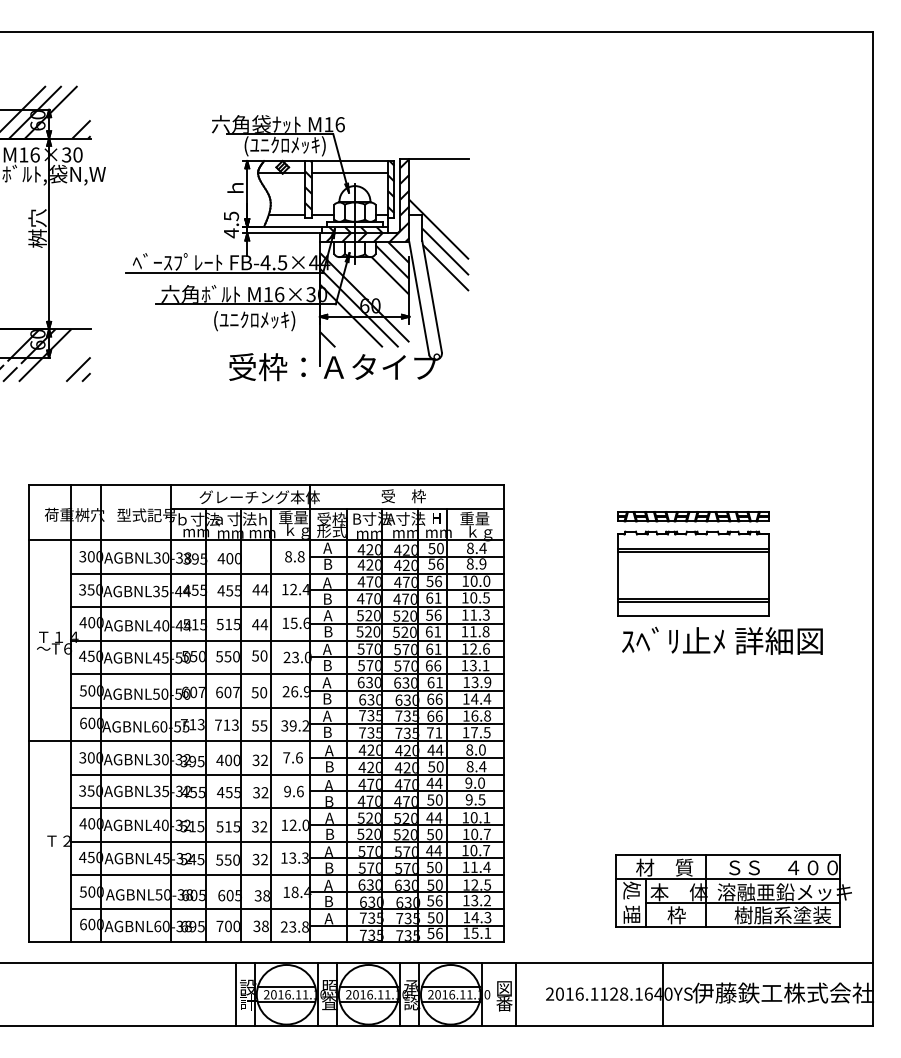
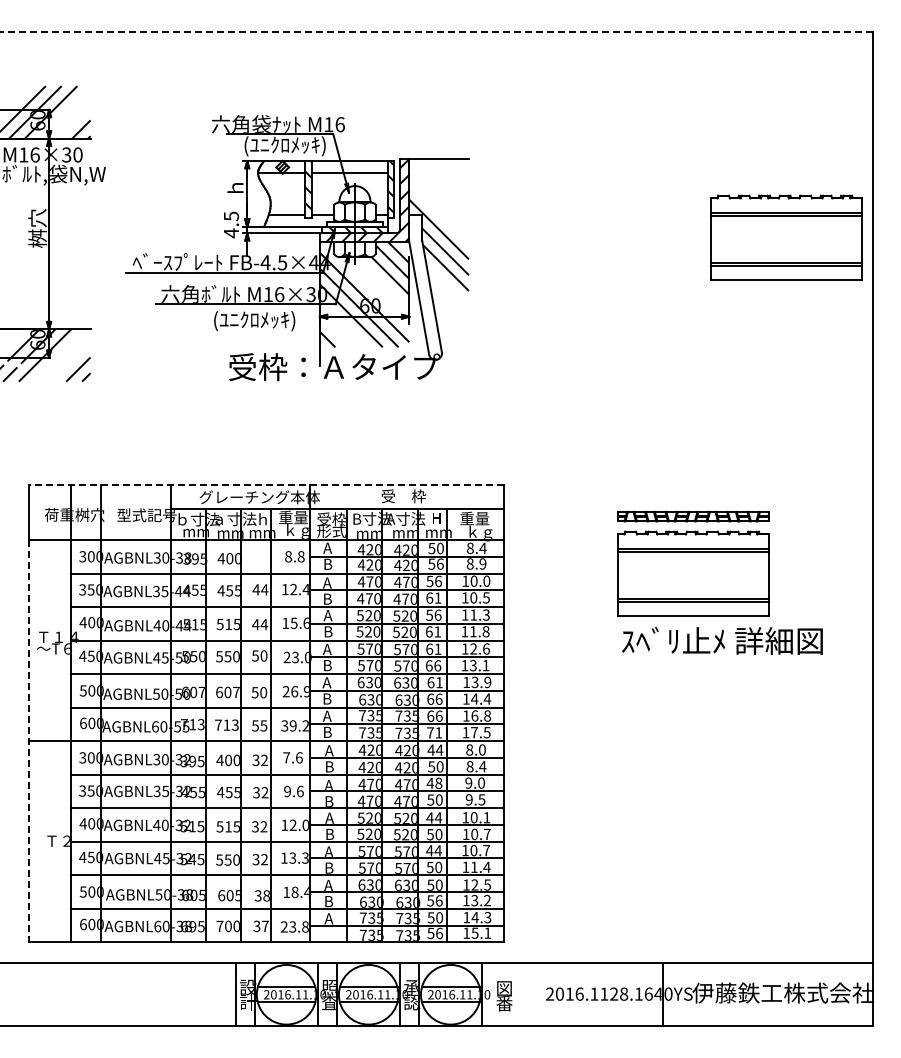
line: solid -> dashed (436, 31)
part: none -> present (786, 237)
line: solid -> dashed (265, 485)
line: solid -> dashed (28, 741)
text: 44 -> 48 (438, 783)
part: present -> none (733, 890)
text: 38 -> 37 (265, 926)
line: present -> none (515, 994)
